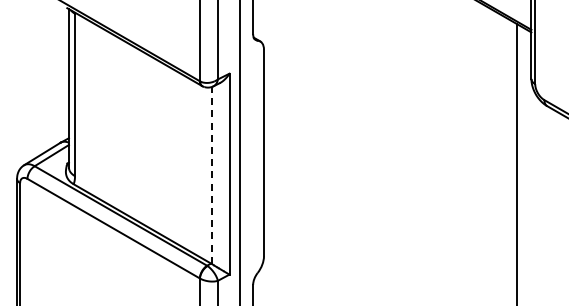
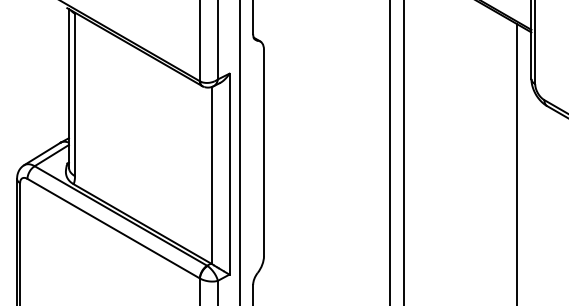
line: none -> present (389, 152)
line: none -> present (404, 152)
line: dashed -> solid (211, 174)
